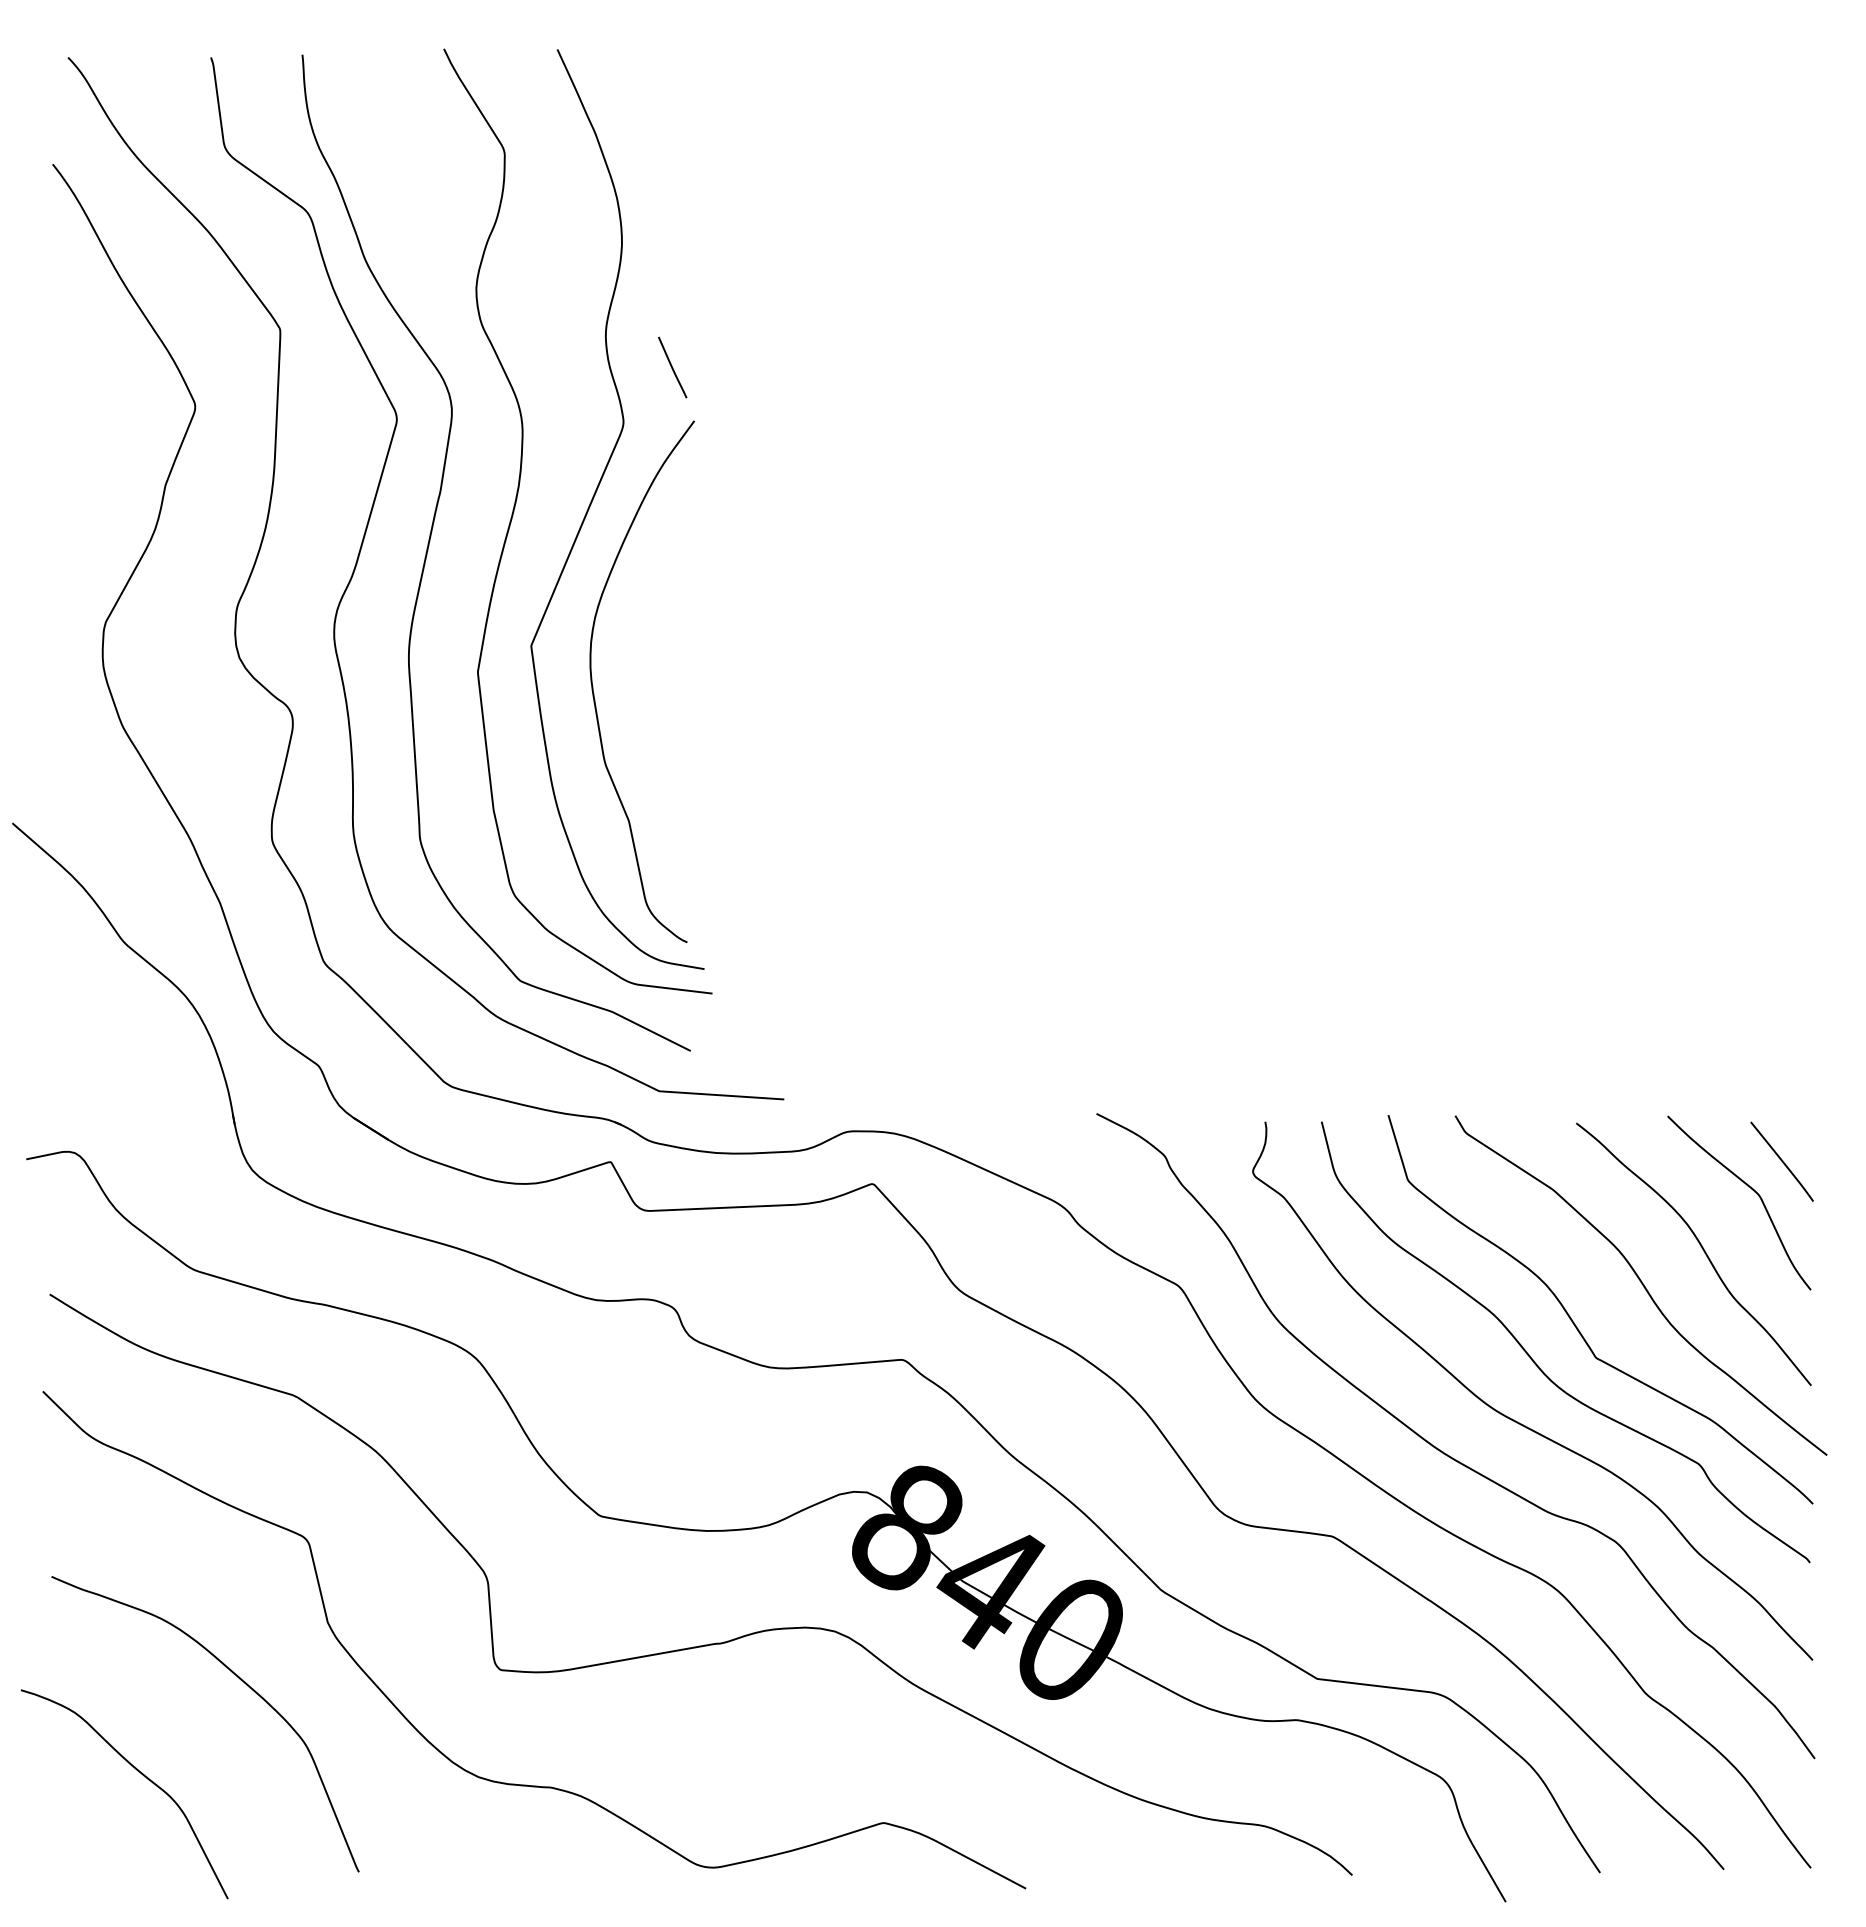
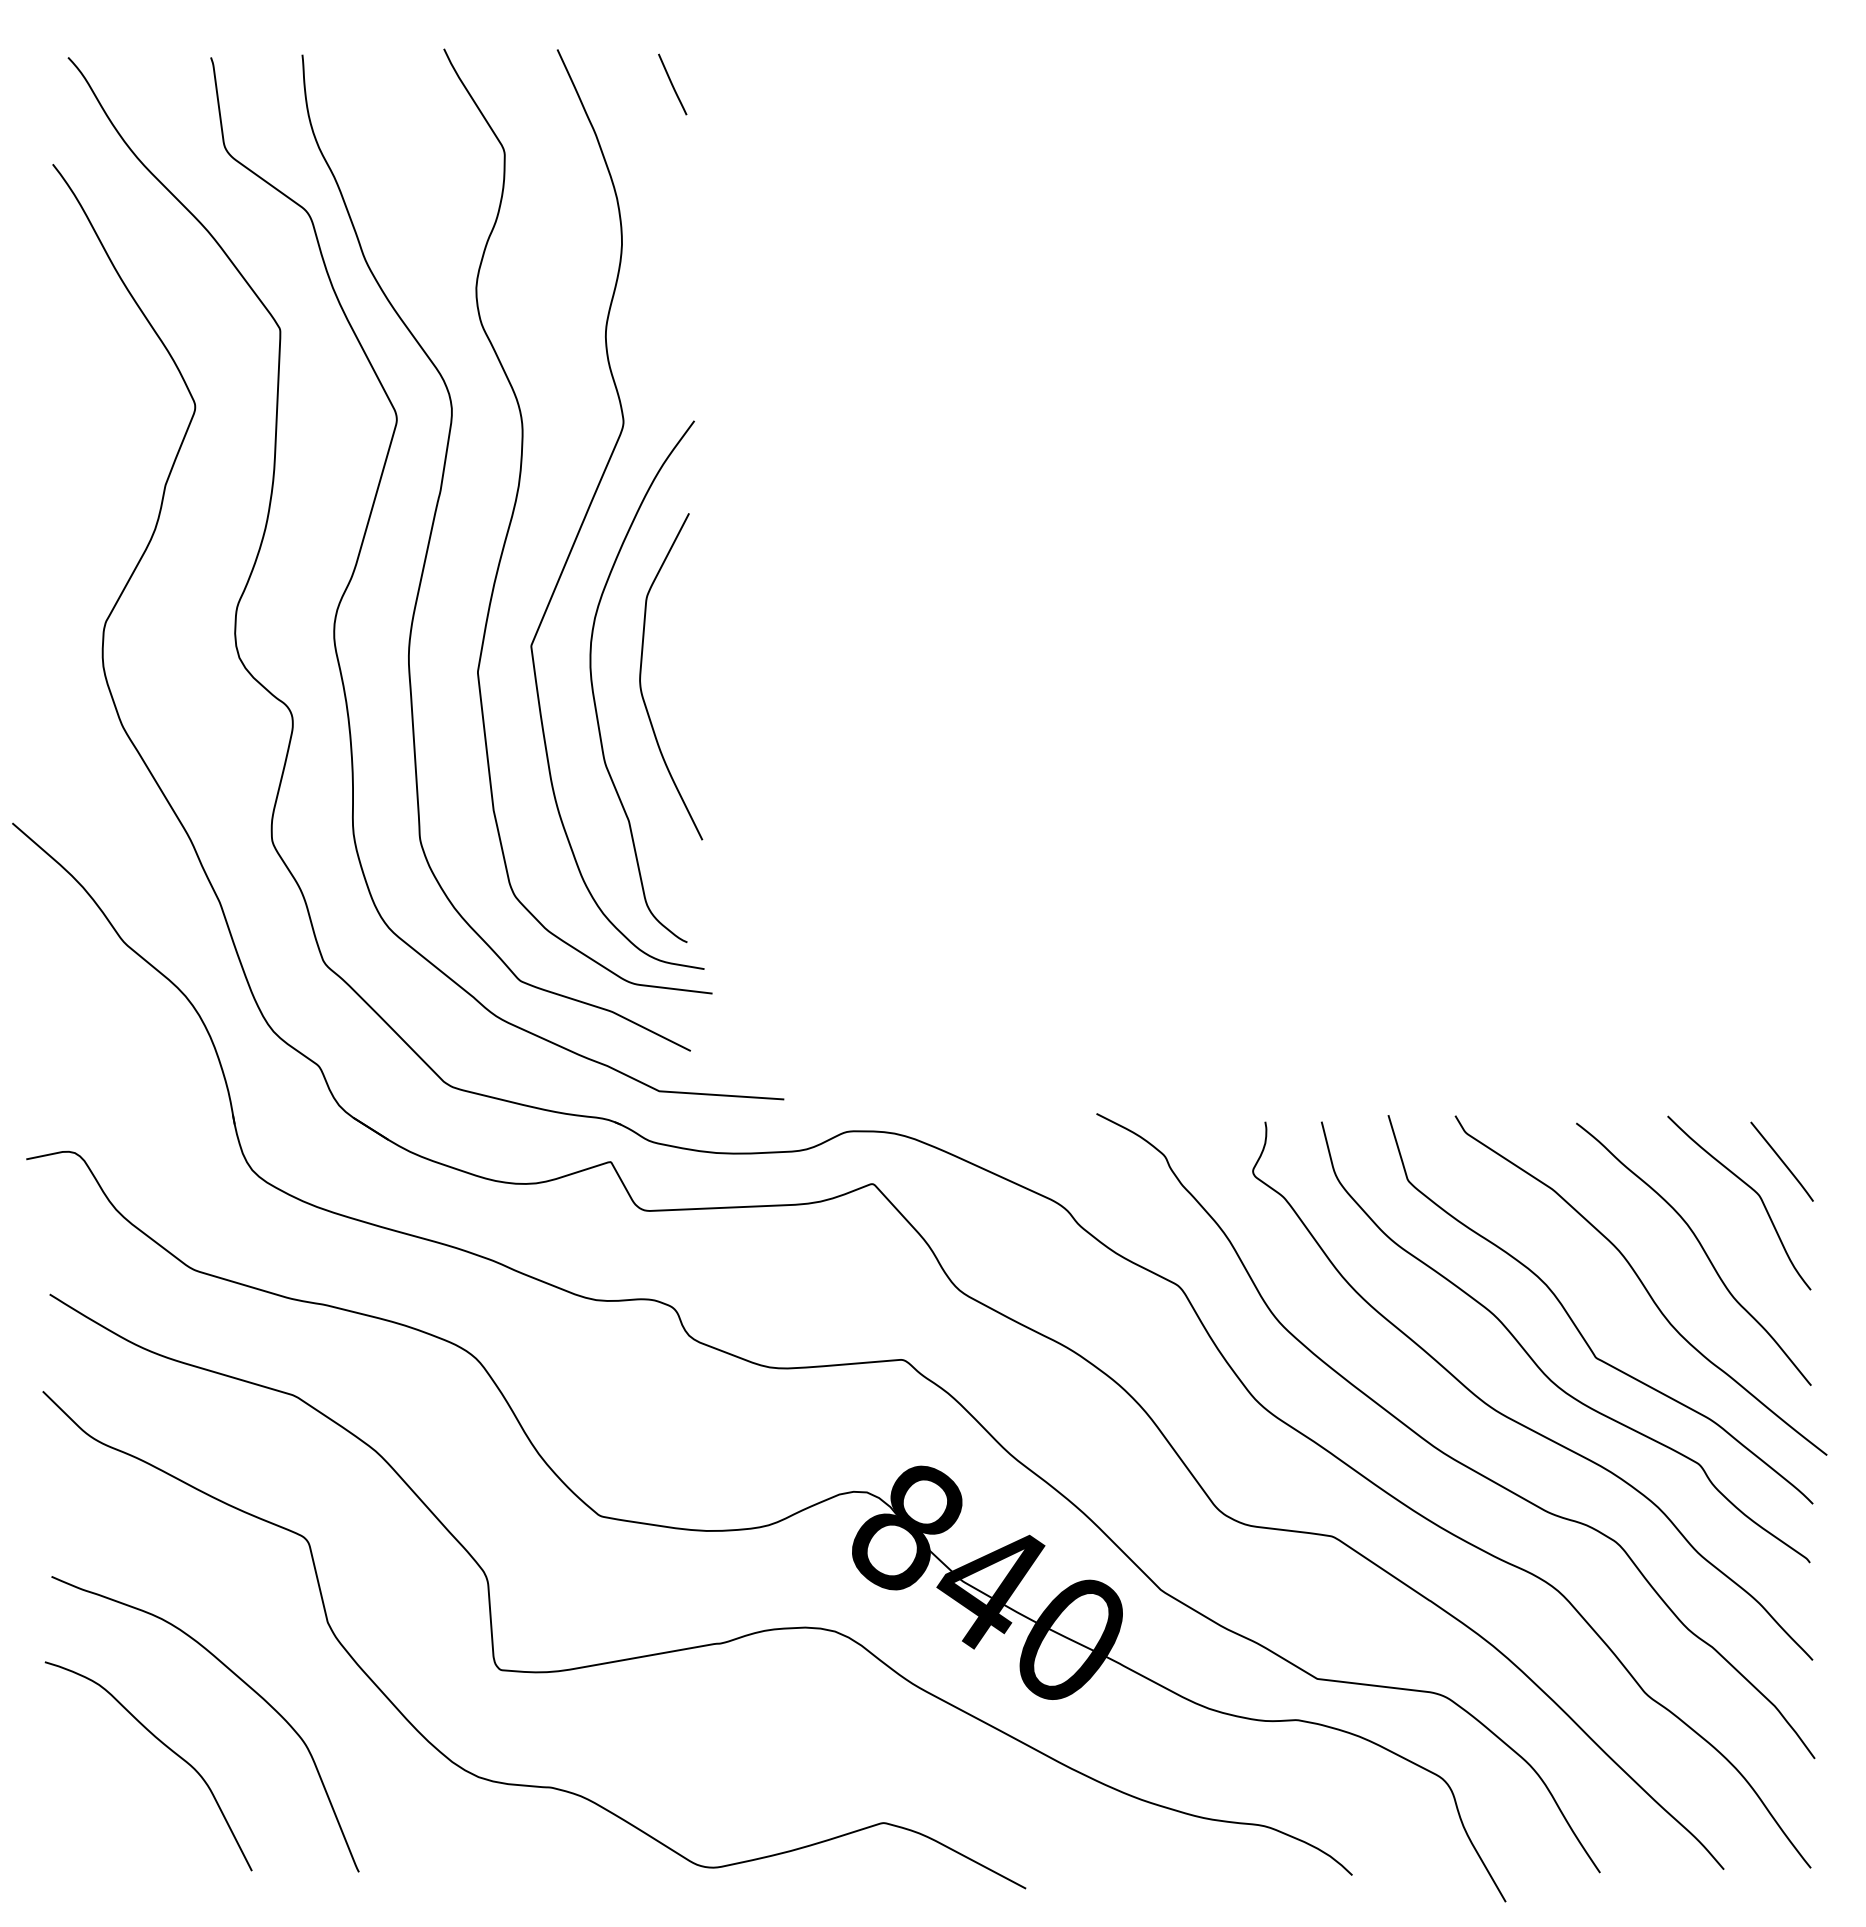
line position: (672, 367) -> (672, 84) (672, 84)
curve: none -> present (641, 676)
curve position: (138, 1772) -> (162, 1744) (162, 1744)
